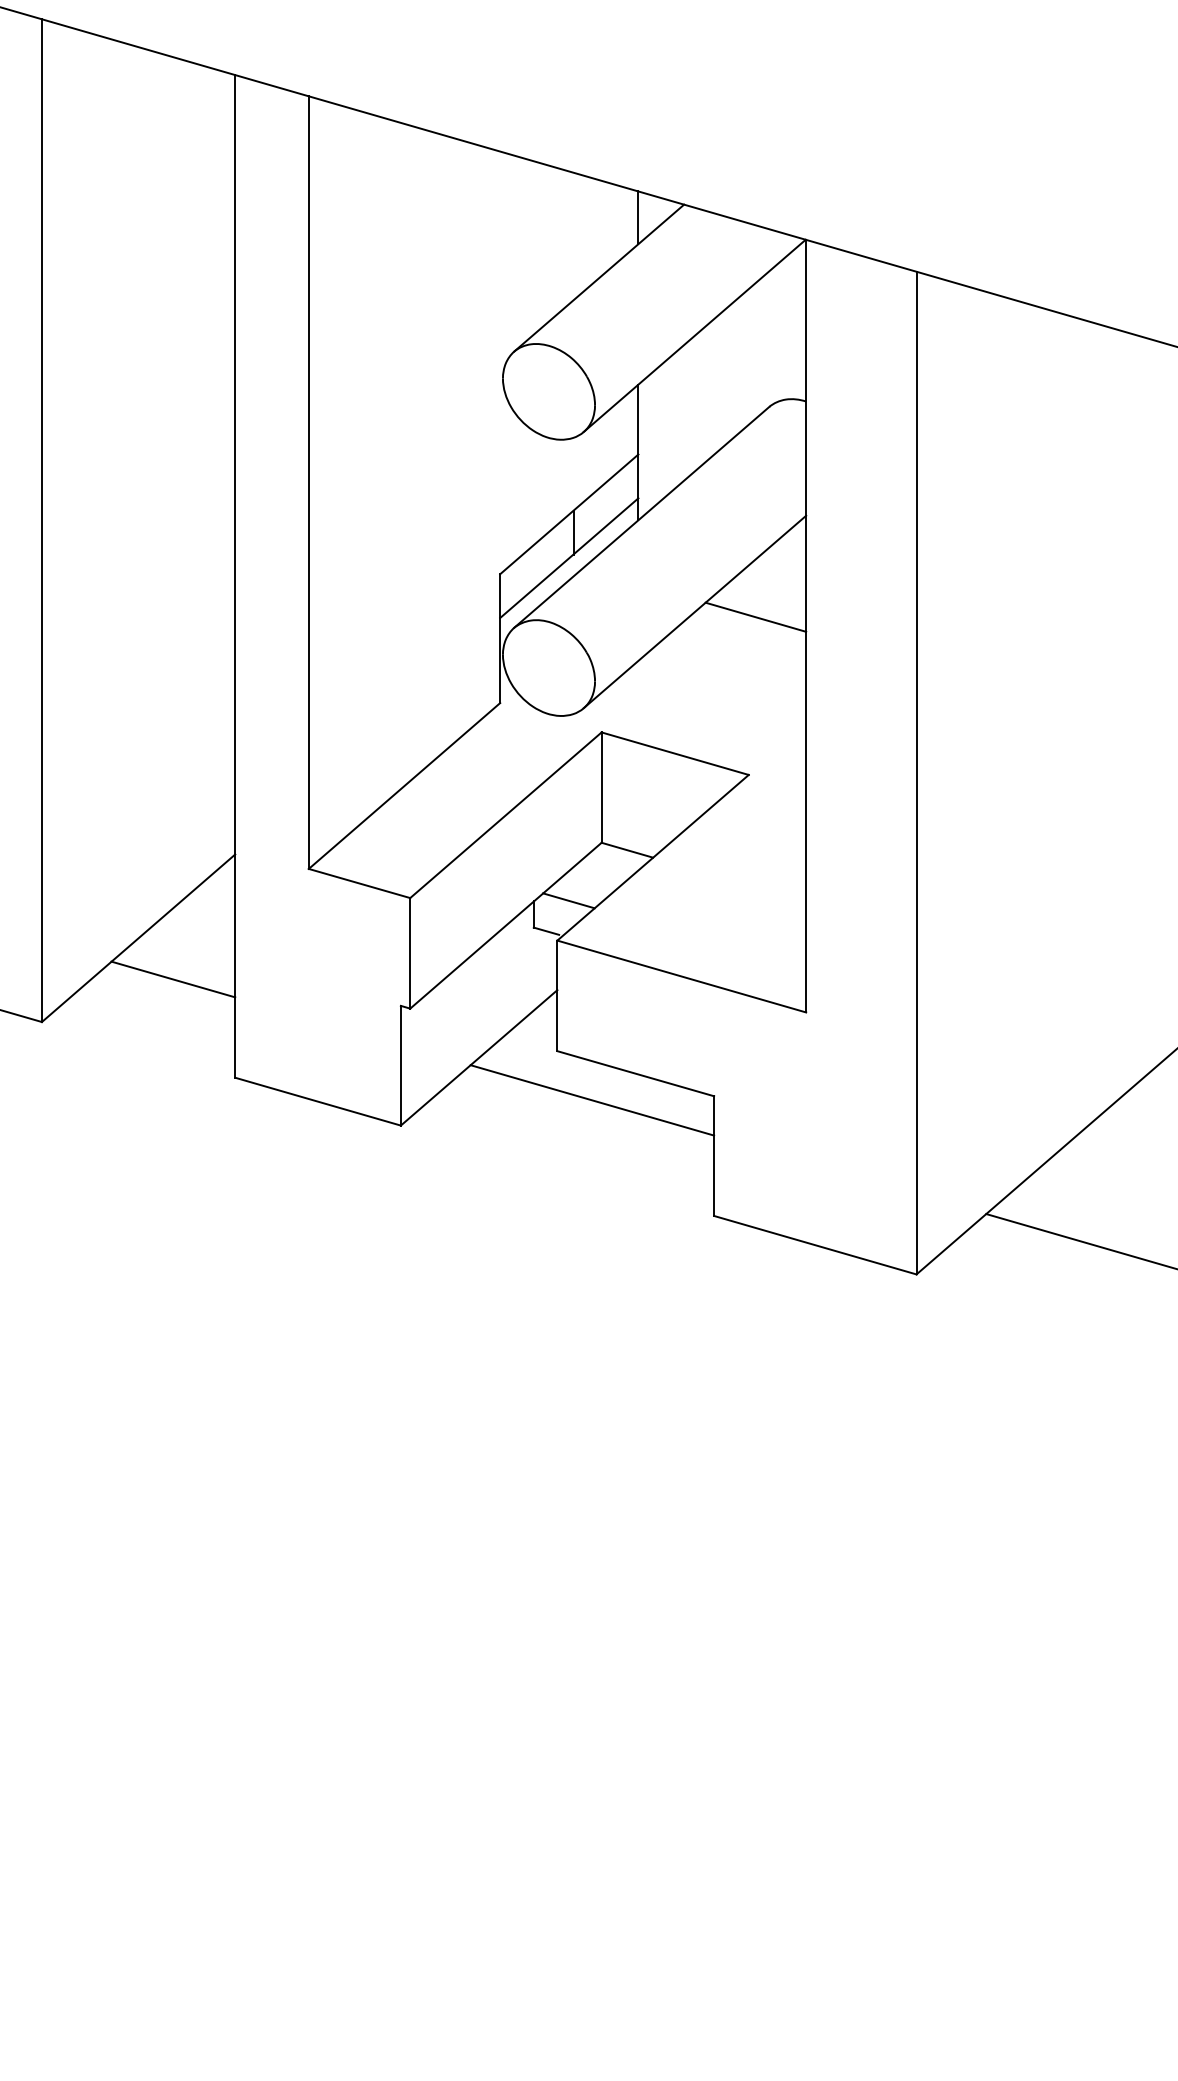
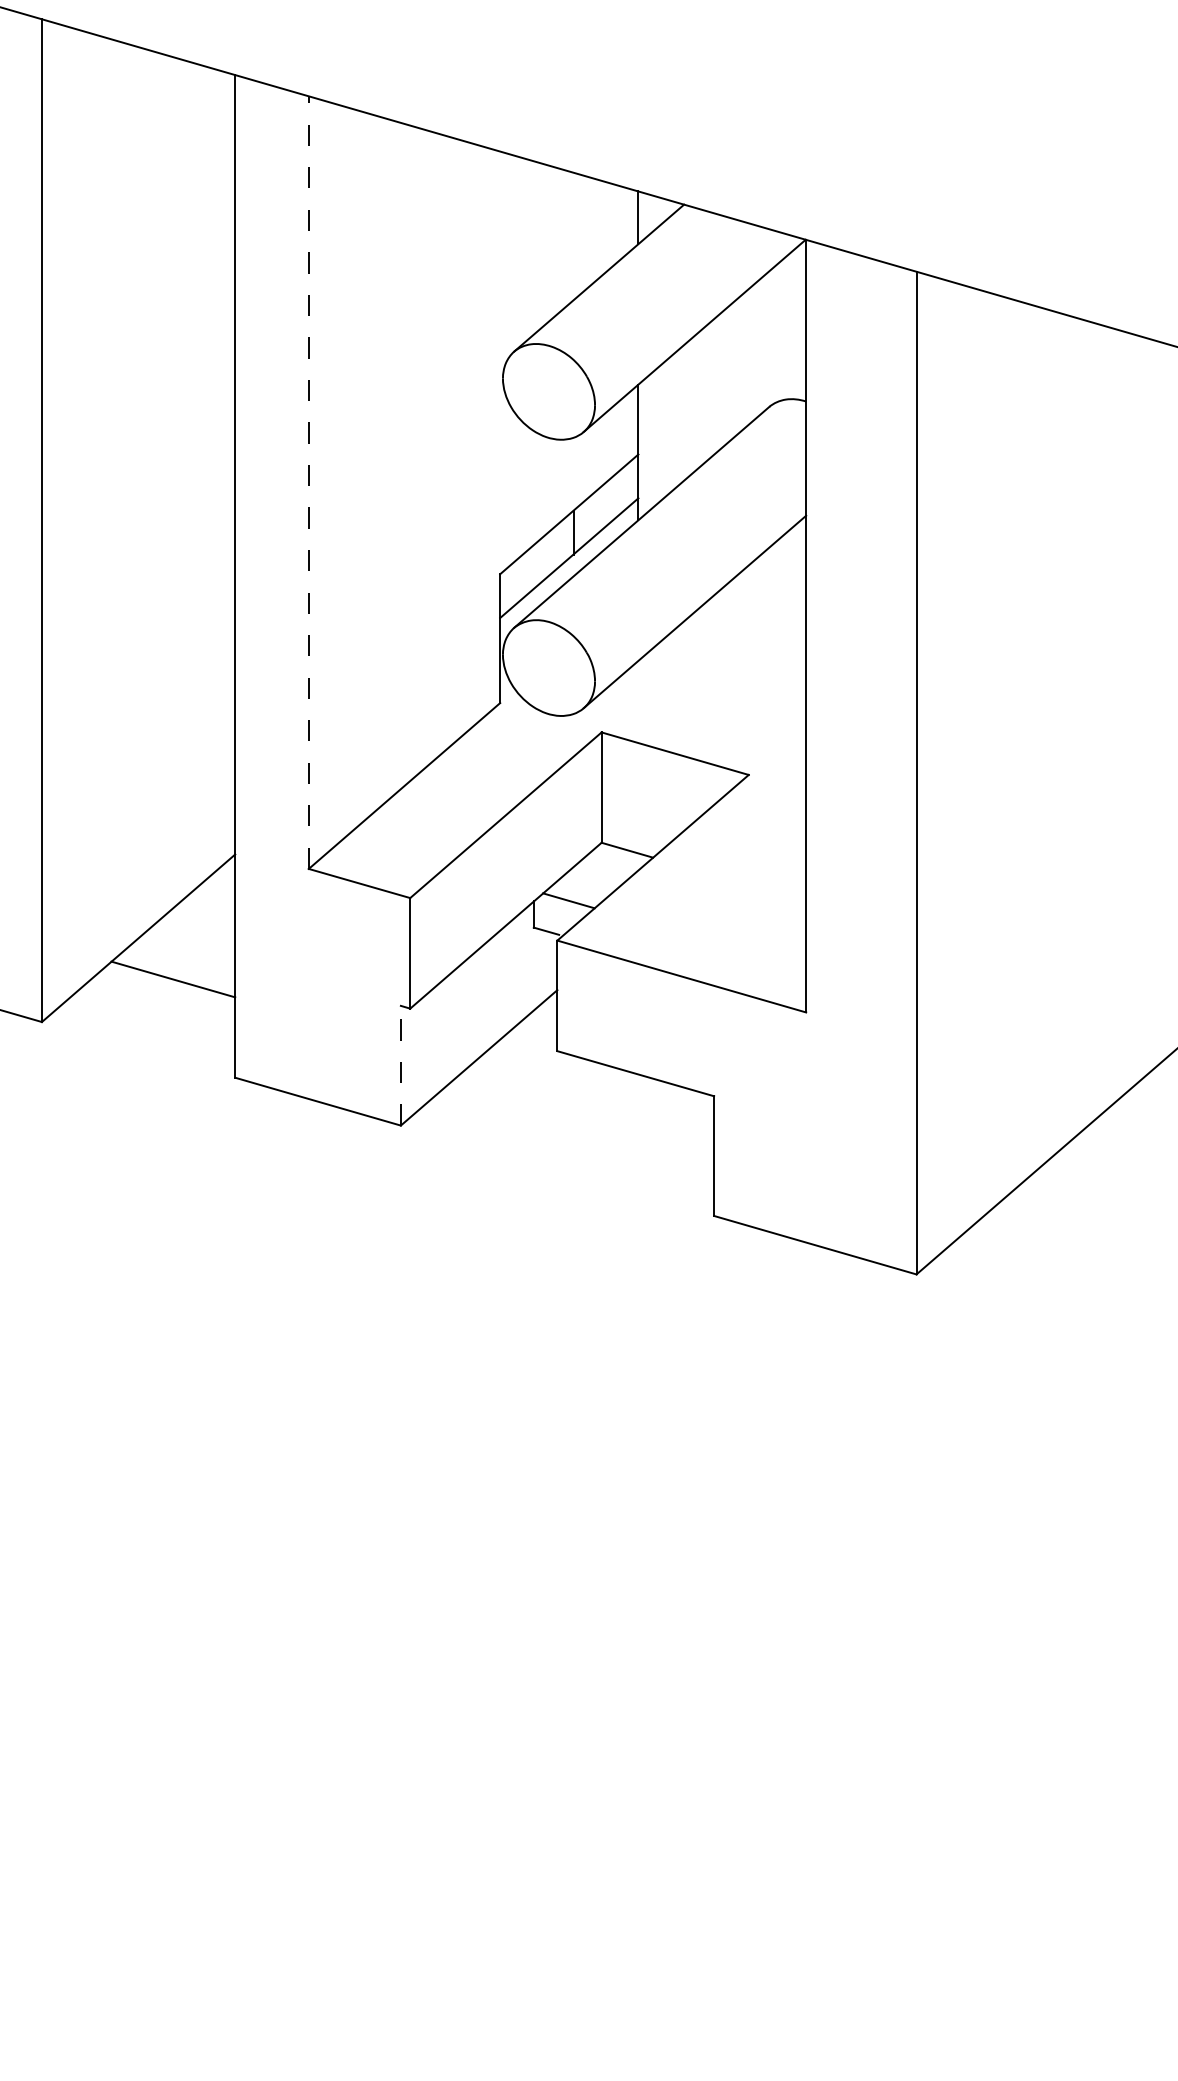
line: solid -> dashed (308, 482)
line: present -> none (755, 616)
line: solid -> dashed (400, 1065)
line: present -> none (592, 1100)
line: present -> none (1080, 1241)
